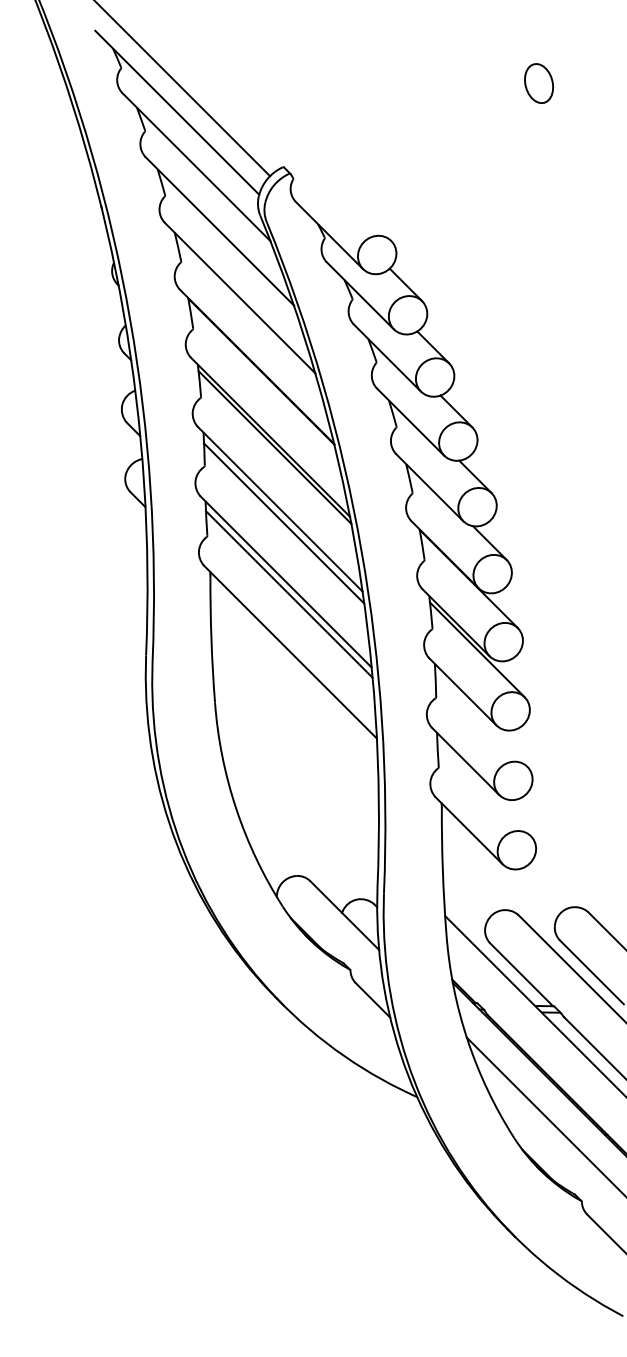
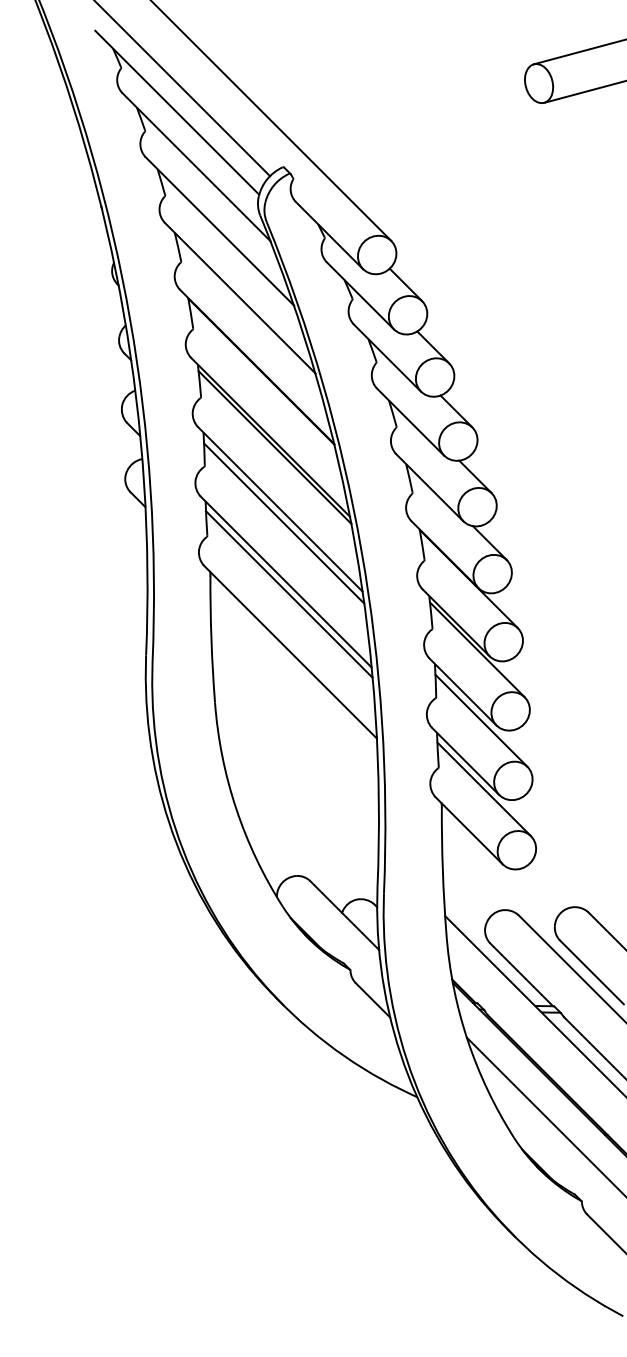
line: none -> present (578, 52)
line: none -> present (583, 91)
line: none -> present (271, 121)
line: none -> present (481, 720)
line: none -> present (484, 789)
